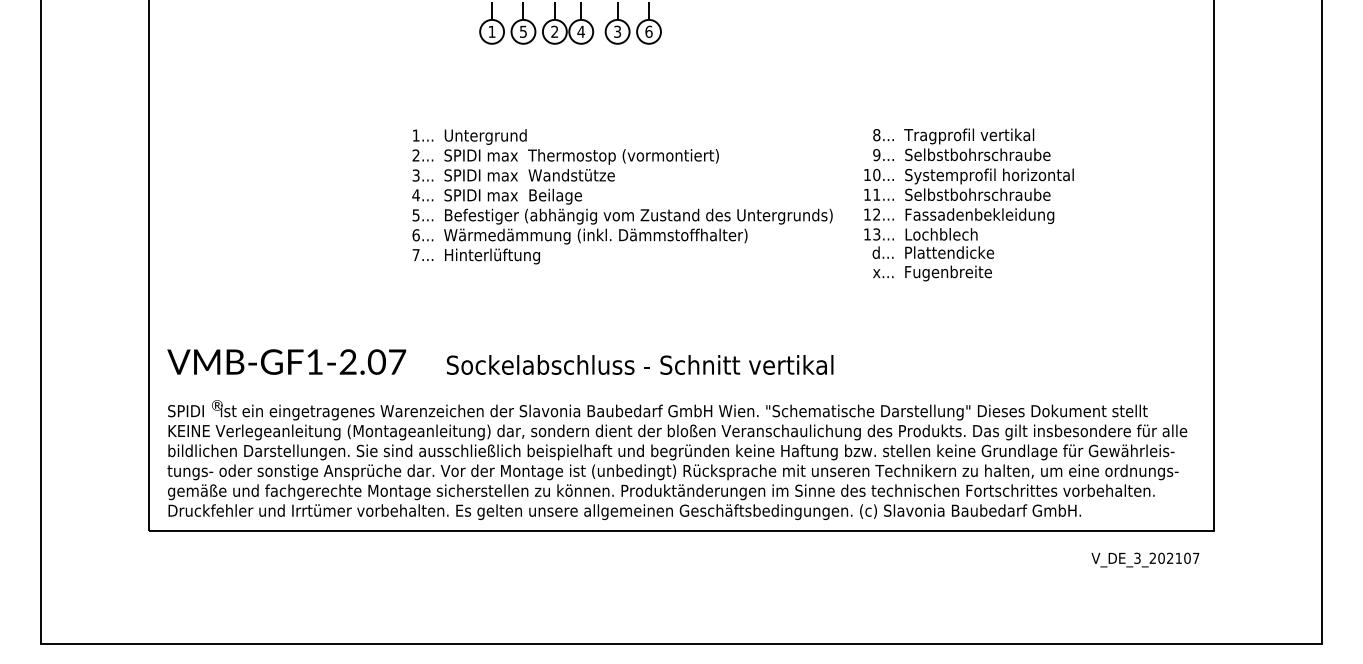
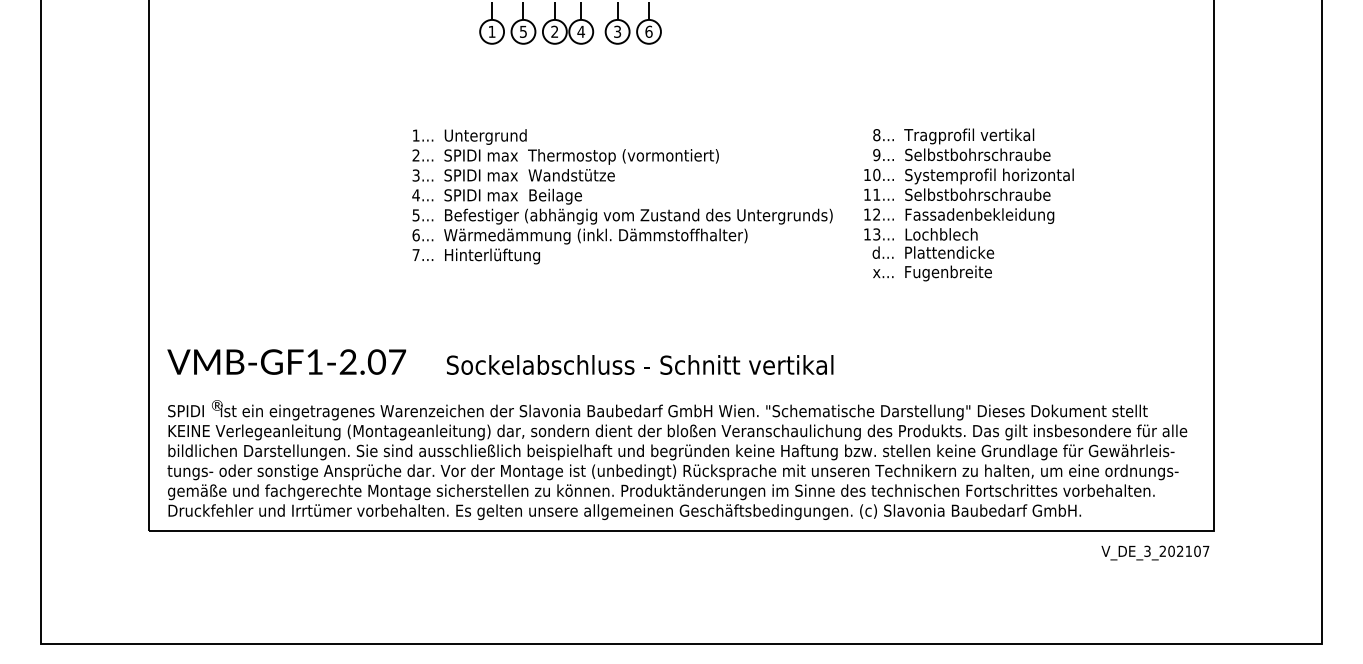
text position: (1145, 559) -> (1155, 552) (1155, 552)
